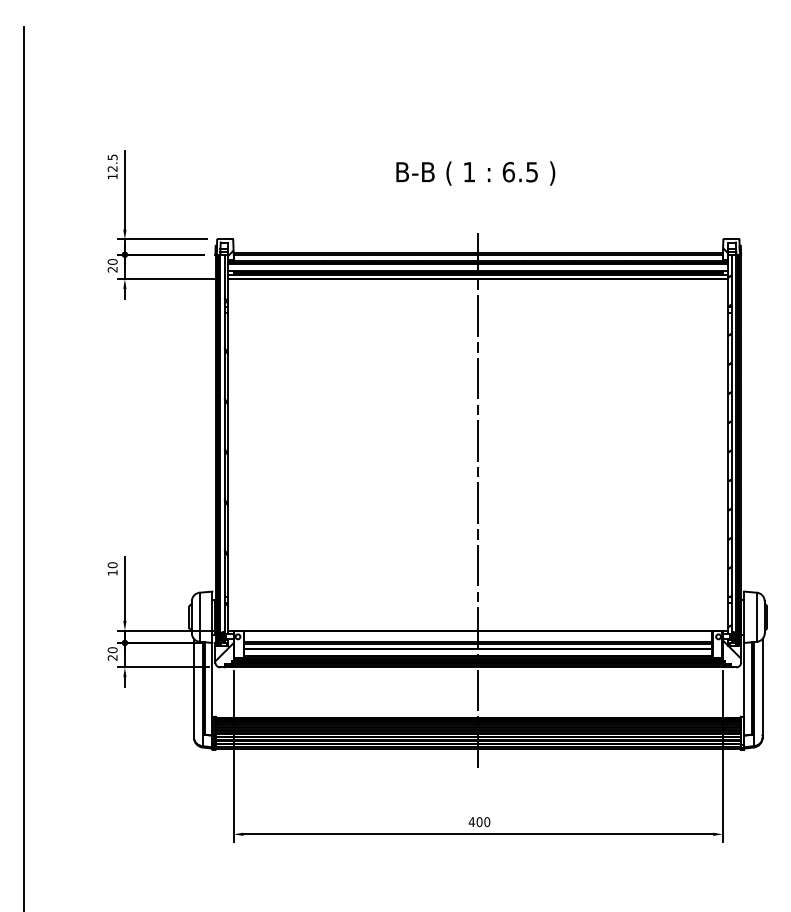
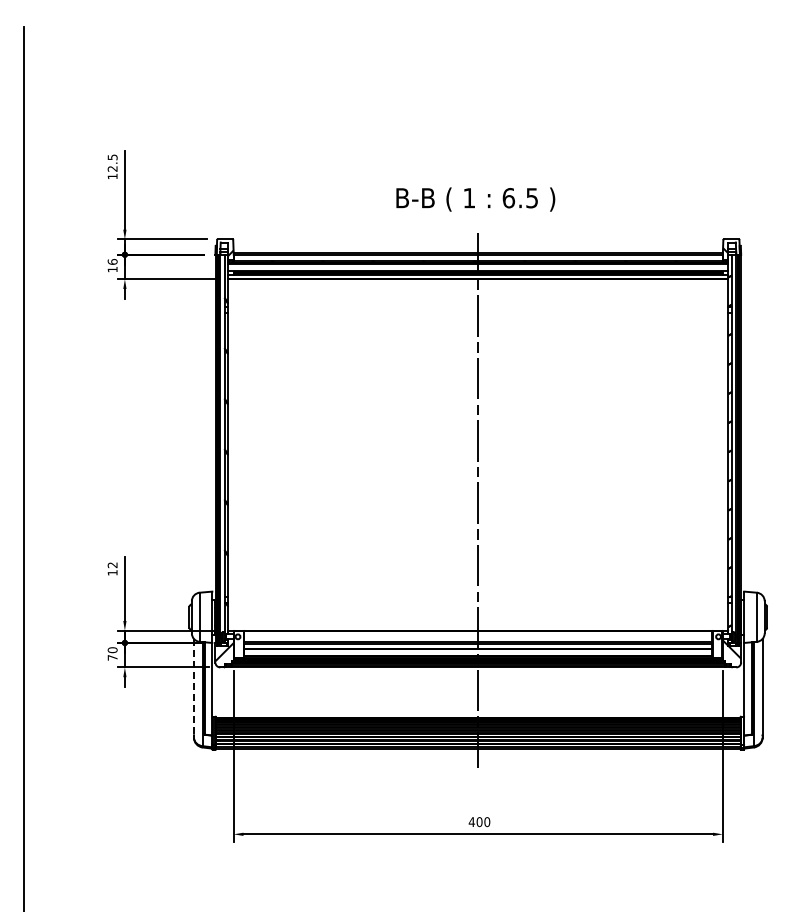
text position: (475, 173) -> (475, 199) (475, 199)
text: 20 -> 16 (112, 265)
text: 10 -> 12 (112, 565)
text: 20 -> 70 (112, 657)
line: solid -> dashed (194, 686)
